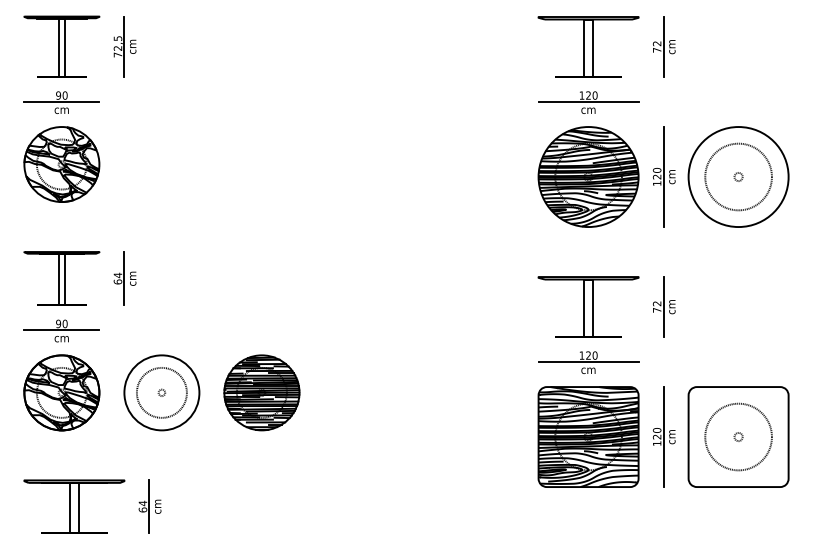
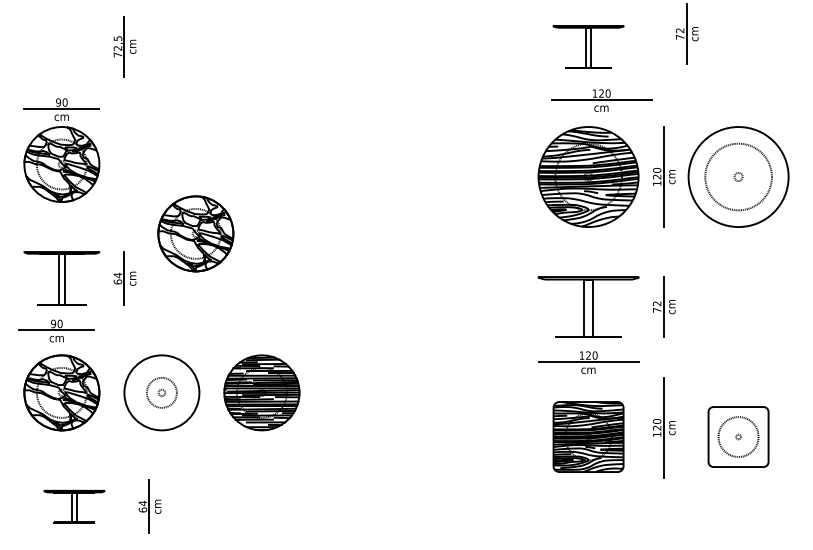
part: present -> none (61, 46)
part size: 103x62 px -> 73x44 px (588, 46)
part position: (664, 46) -> (687, 33) (687, 33)
part position: (61, 102) -> (61, 109) (61, 109)
part position: (588, 102) -> (601, 100) (601, 100)
part: none -> present (195, 233)
part position: (61, 330) -> (56, 330) (56, 330)
circle diameter: 50 px -> 30 px (161, 392)
part size: 103x102 px -> 73x72 px (588, 436)
part position: (663, 436) -> (663, 427) (663, 427)
part size: 103x102 px -> 63x62 px (738, 436)
part size: 103x55 px -> 63x35 px (74, 506)
